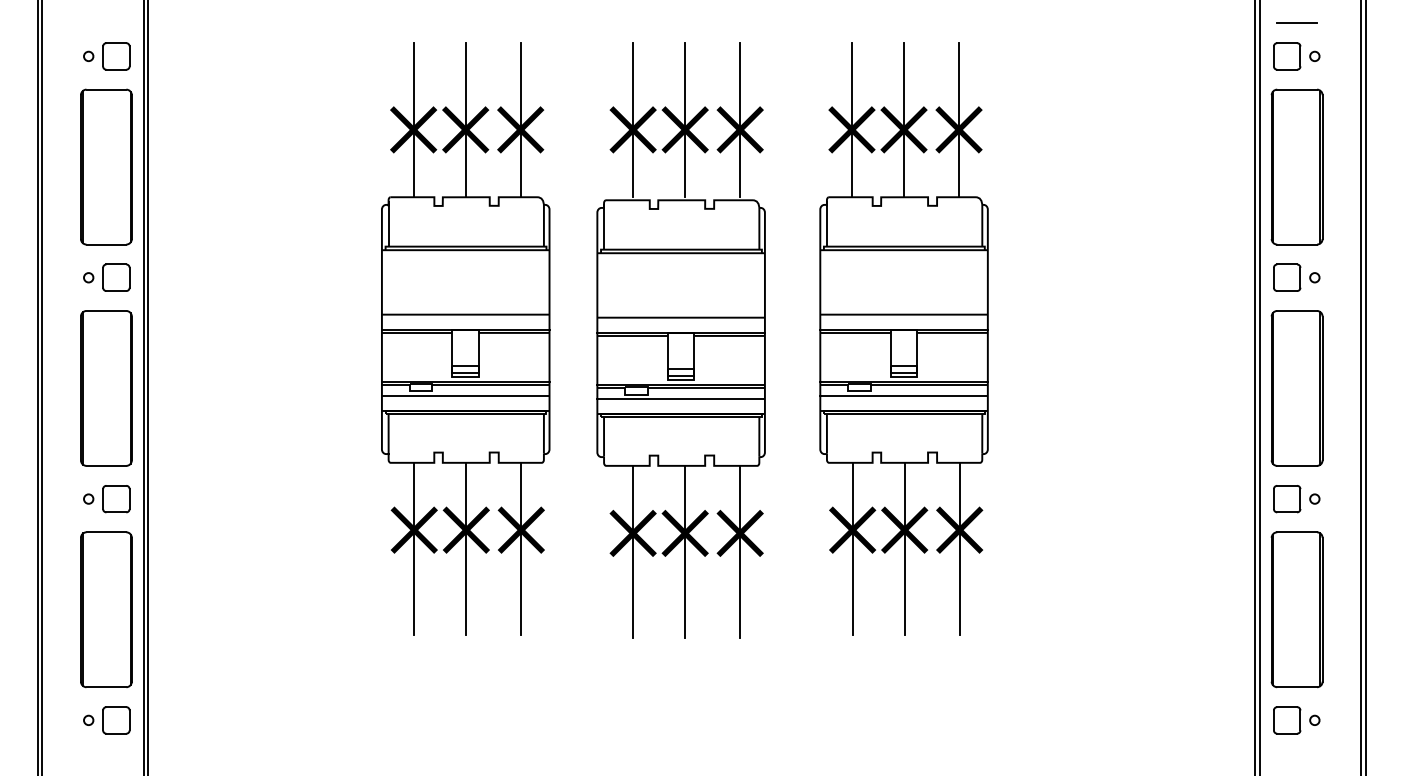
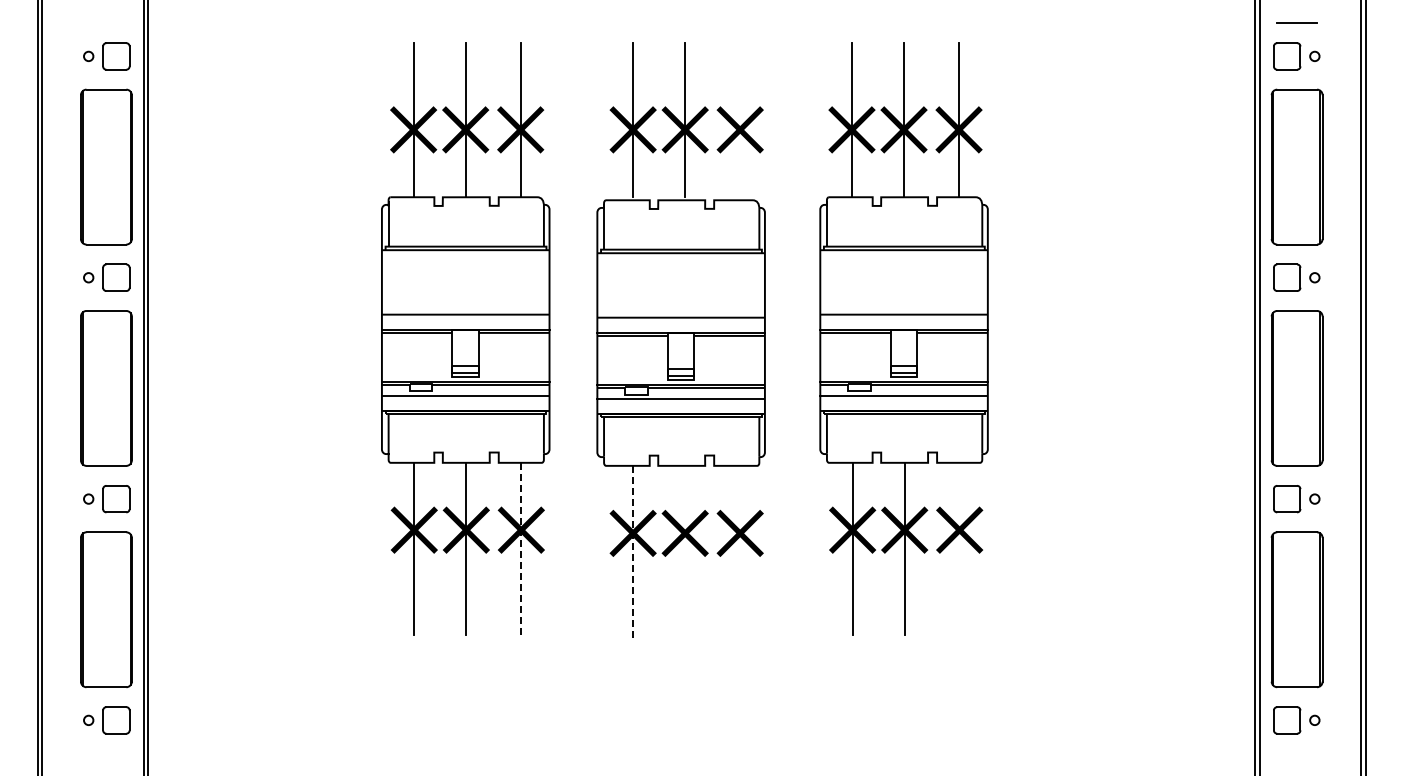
line: present -> none (740, 119)
line: solid -> dashed (521, 548)
line: present -> none (959, 548)
line: present -> none (685, 551)
line: present -> none (740, 551)
line: solid -> dashed (633, 552)
